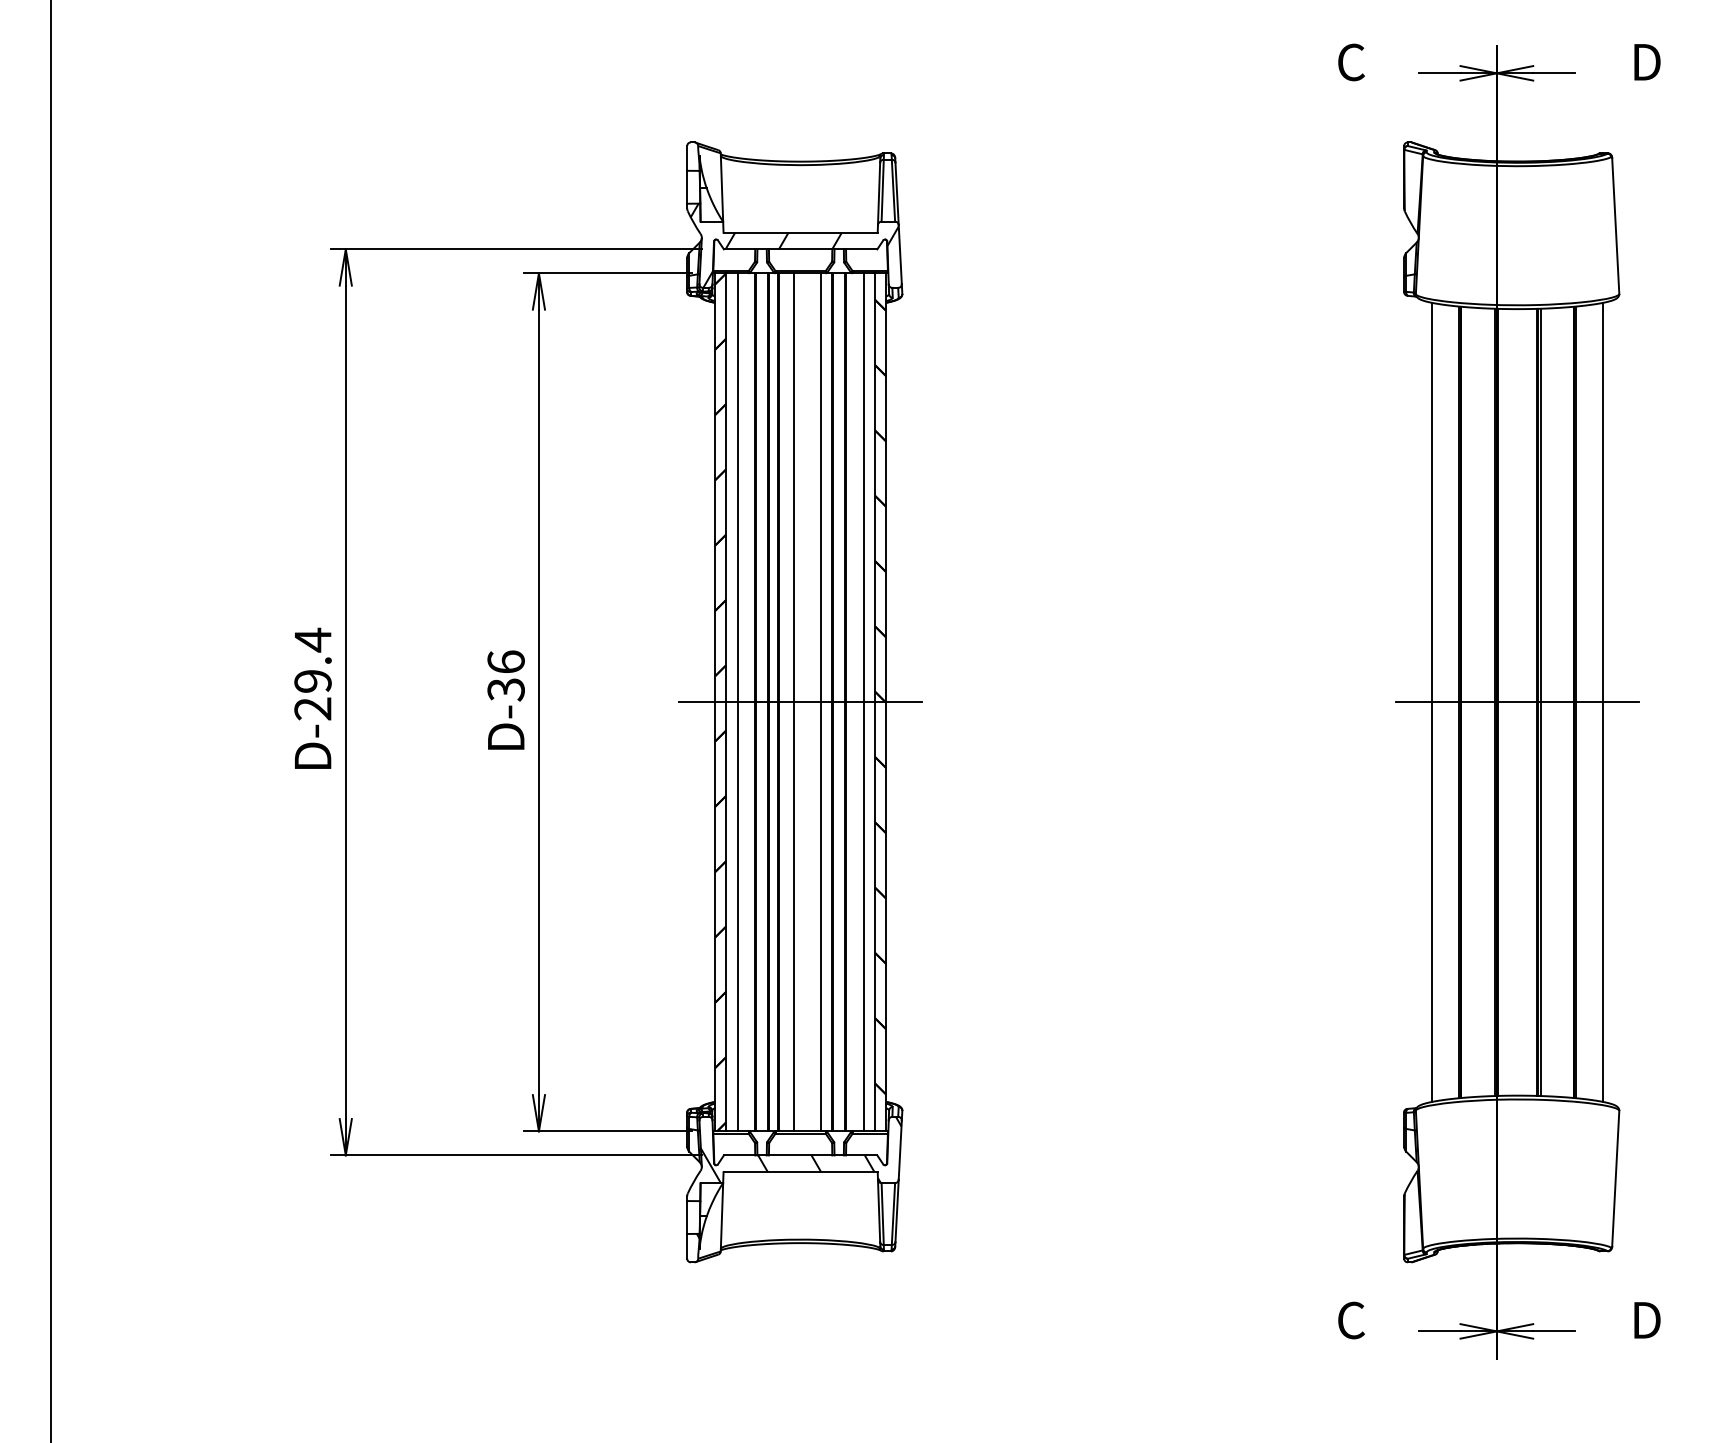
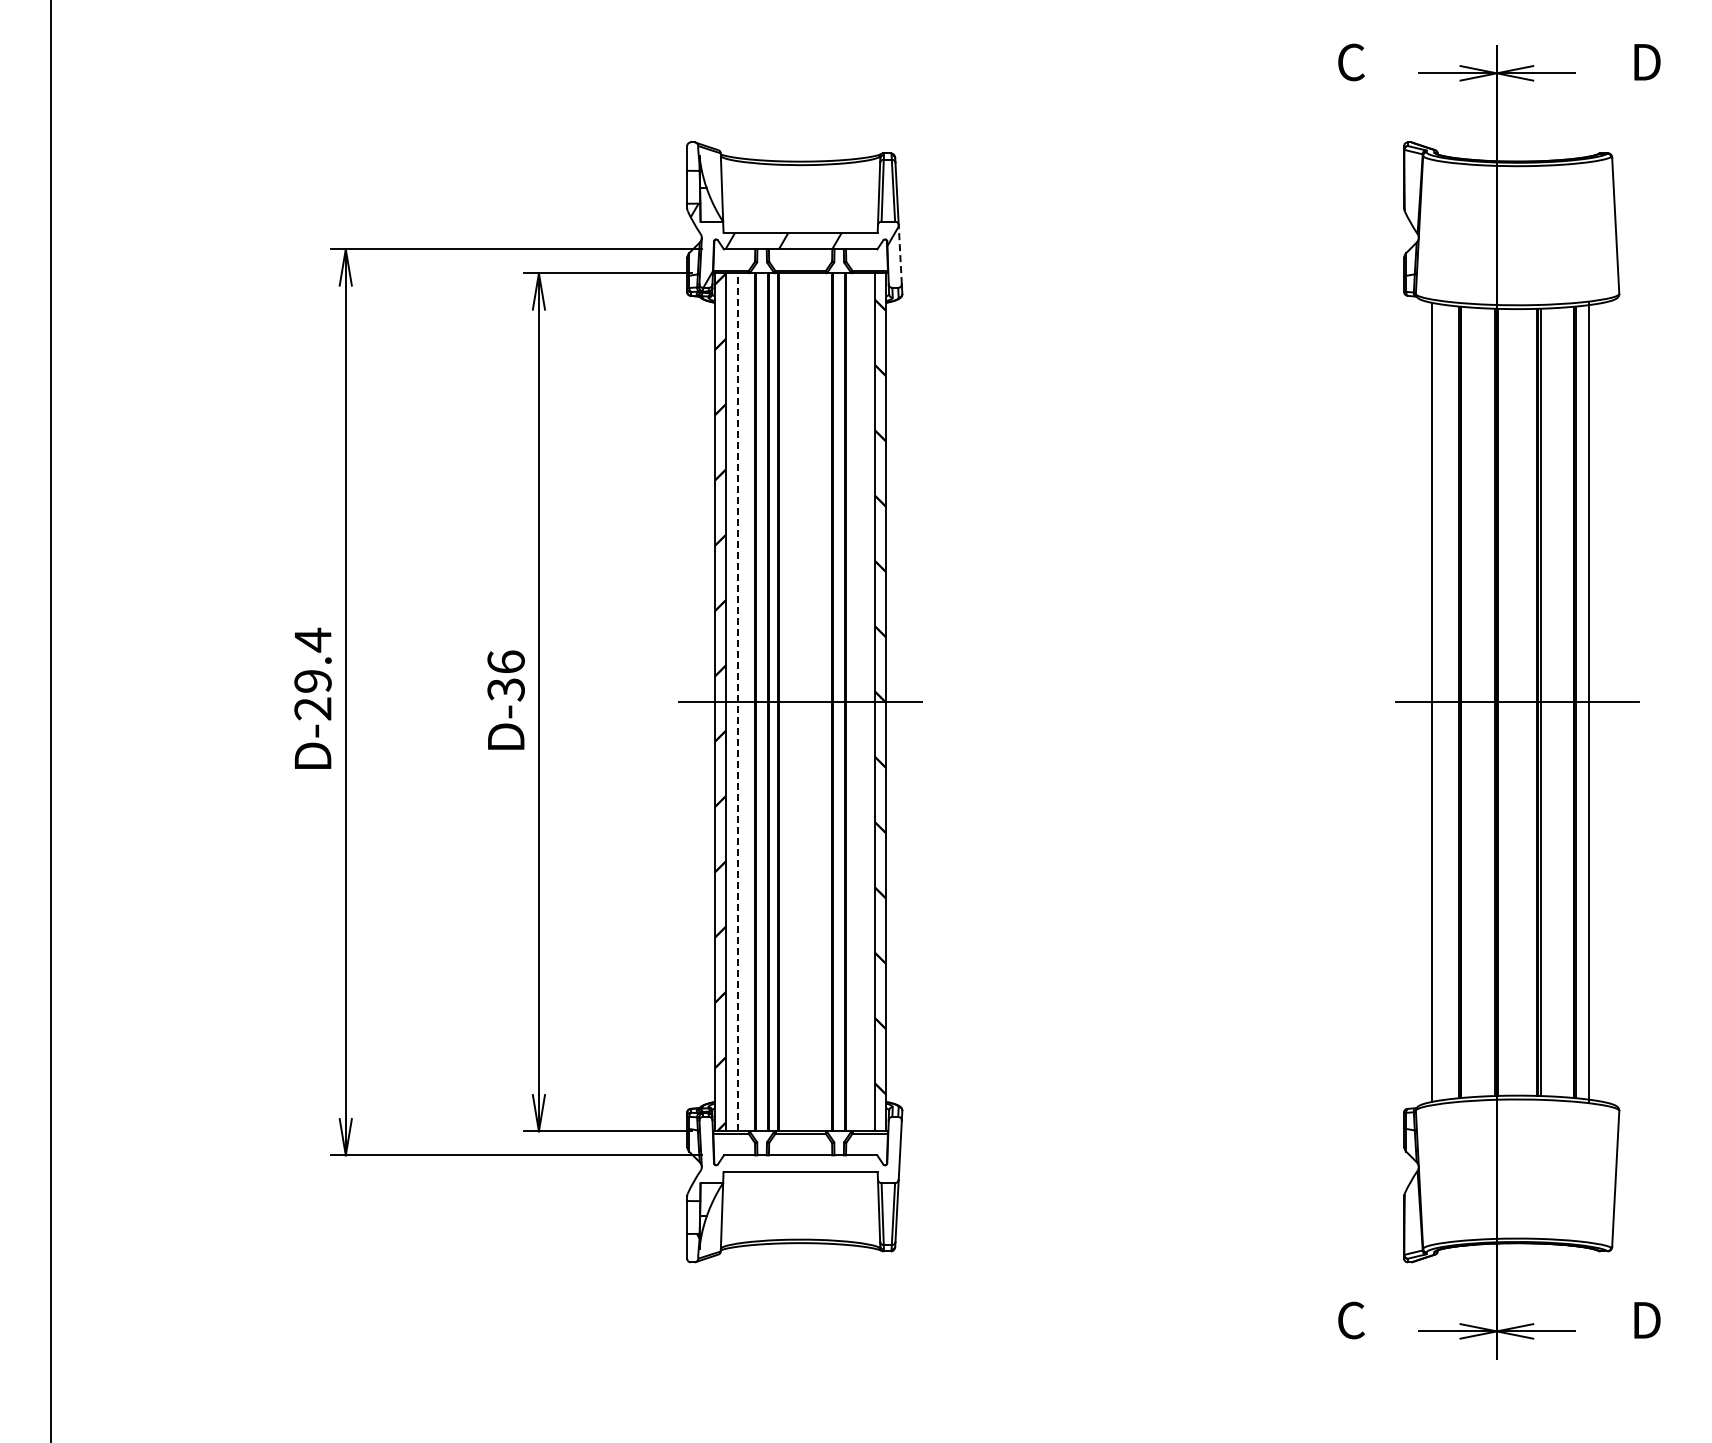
line: solid -> dashed (900, 254)
line: solid -> dashed (737, 701)
line position: (1603, 701) -> (1589, 701) (1589, 701)
line: present -> none (793, 702)
line: present -> none (820, 702)
line: present -> none (863, 702)
hatch: present -> none (800, 1149)
